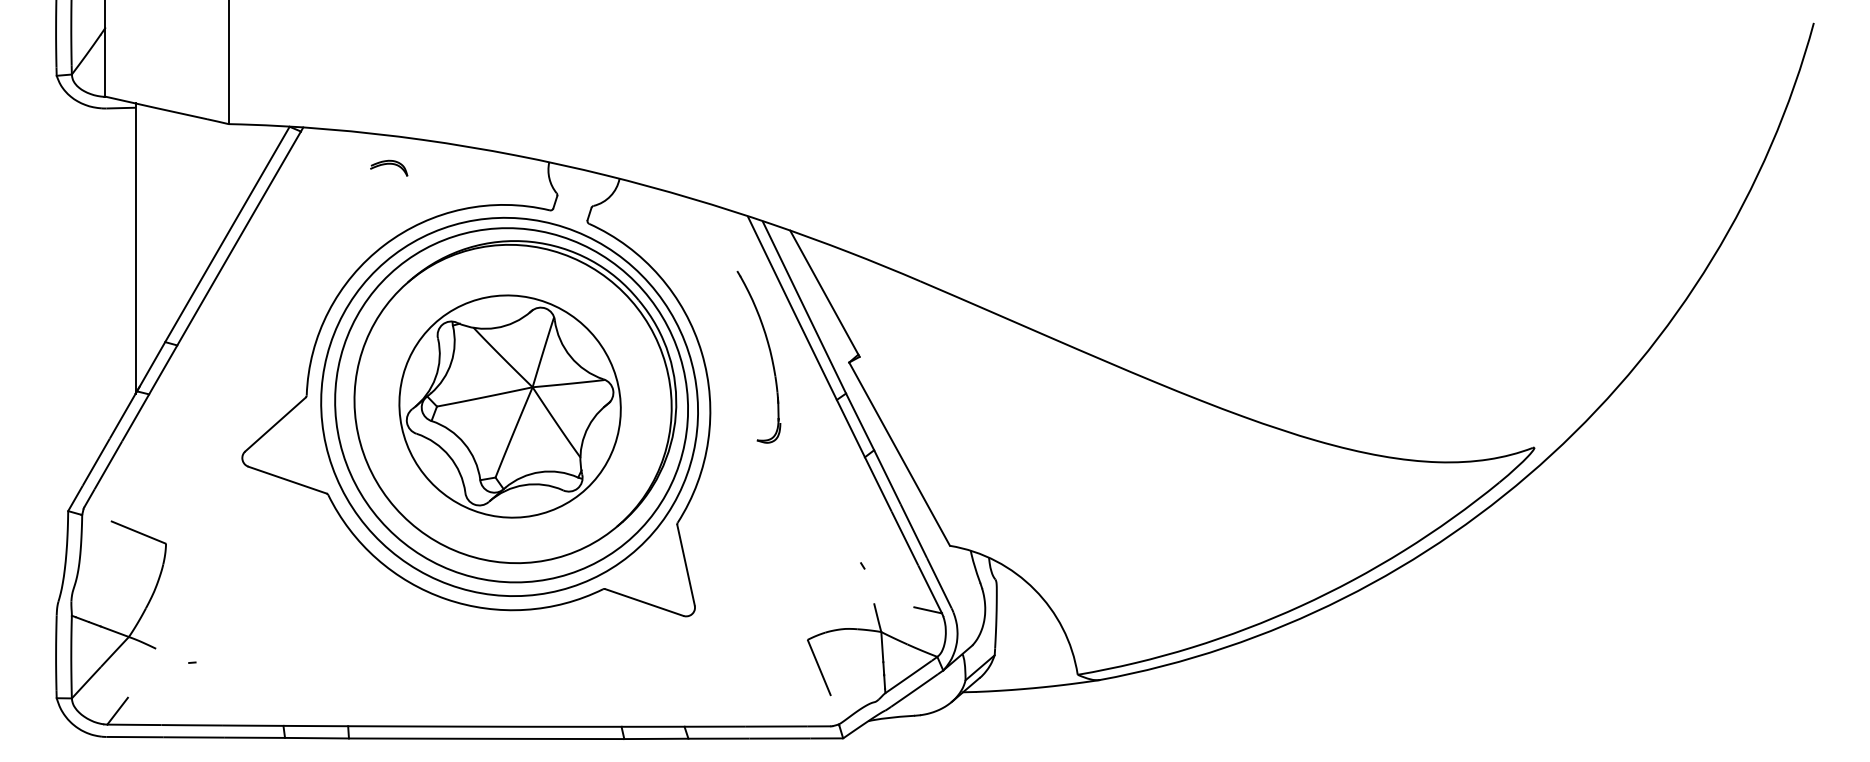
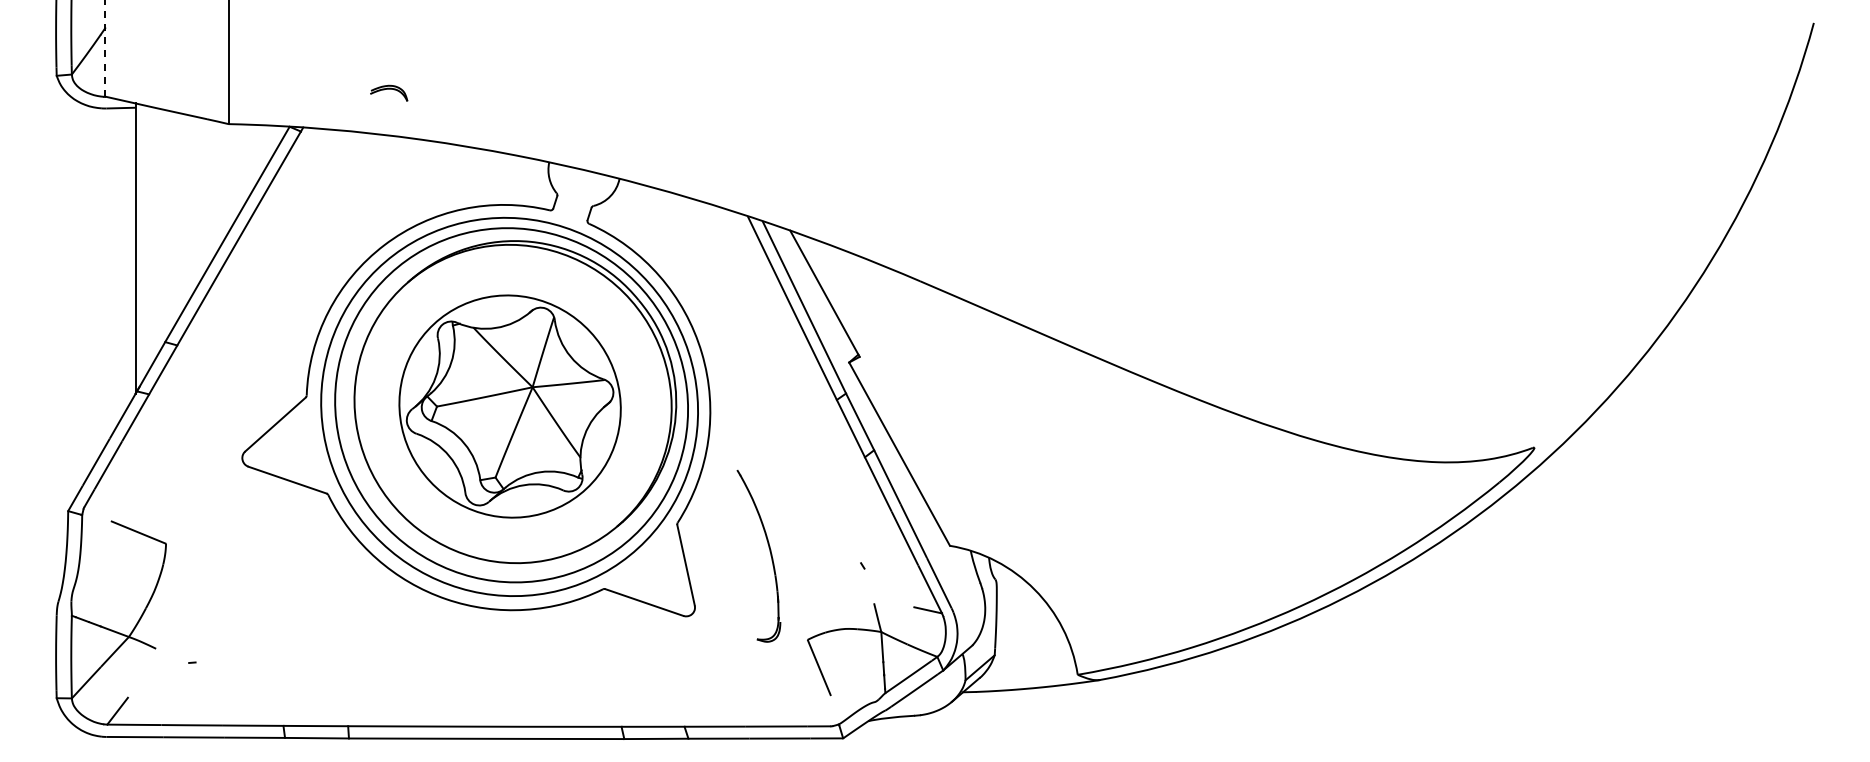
line: solid -> dashed (105, 48)
part position: (389, 167) -> (389, 92) (389, 92)
part position: (770, 357) -> (770, 556) (770, 556)
